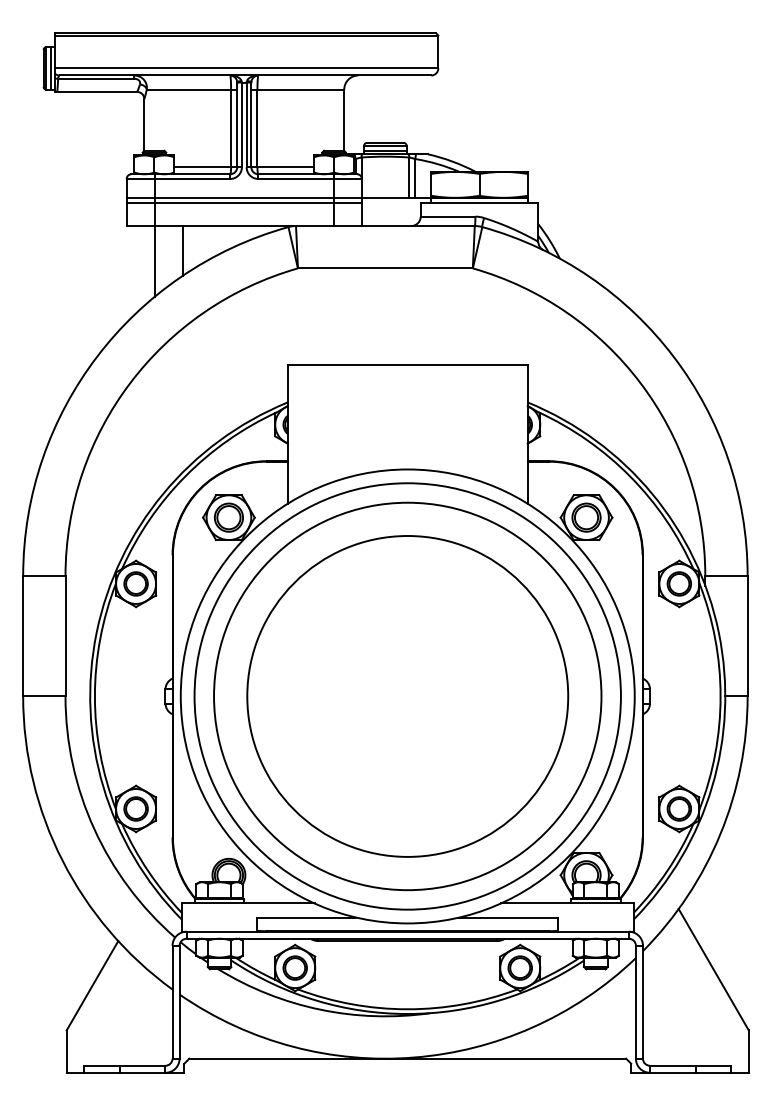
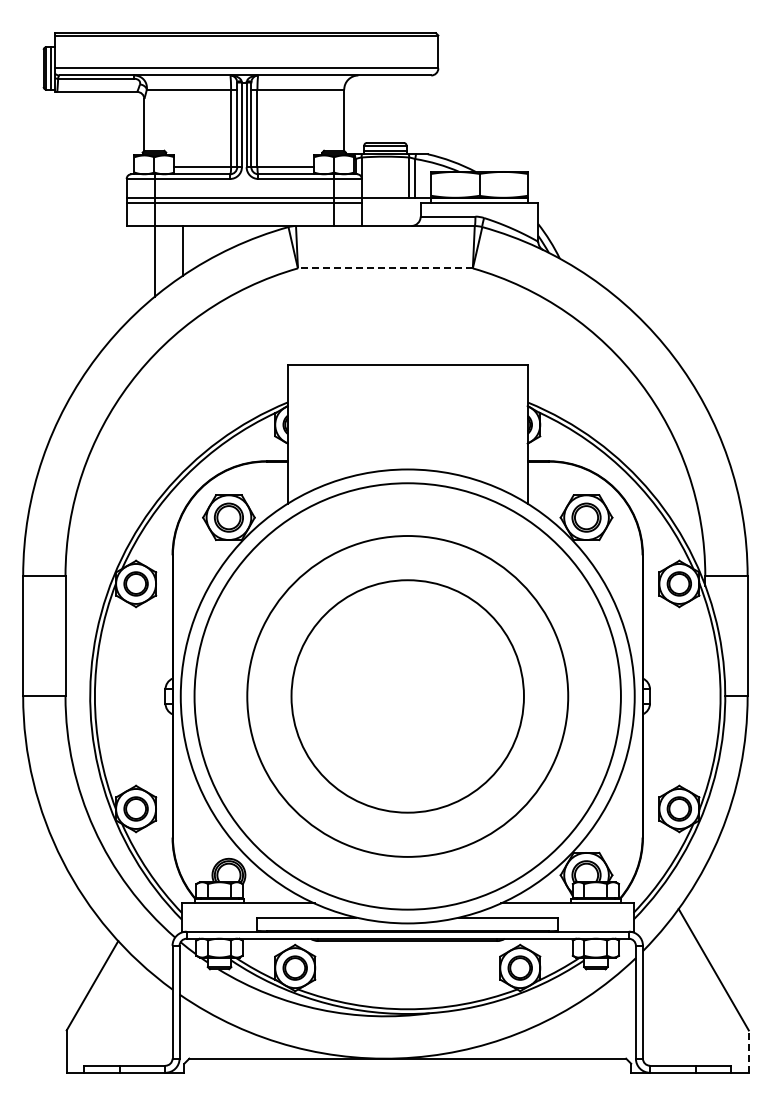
line: solid -> dashed (384, 268)
circle diameter: 387 px -> 232 px (407, 696)
line: solid -> dashed (748, 1051)
